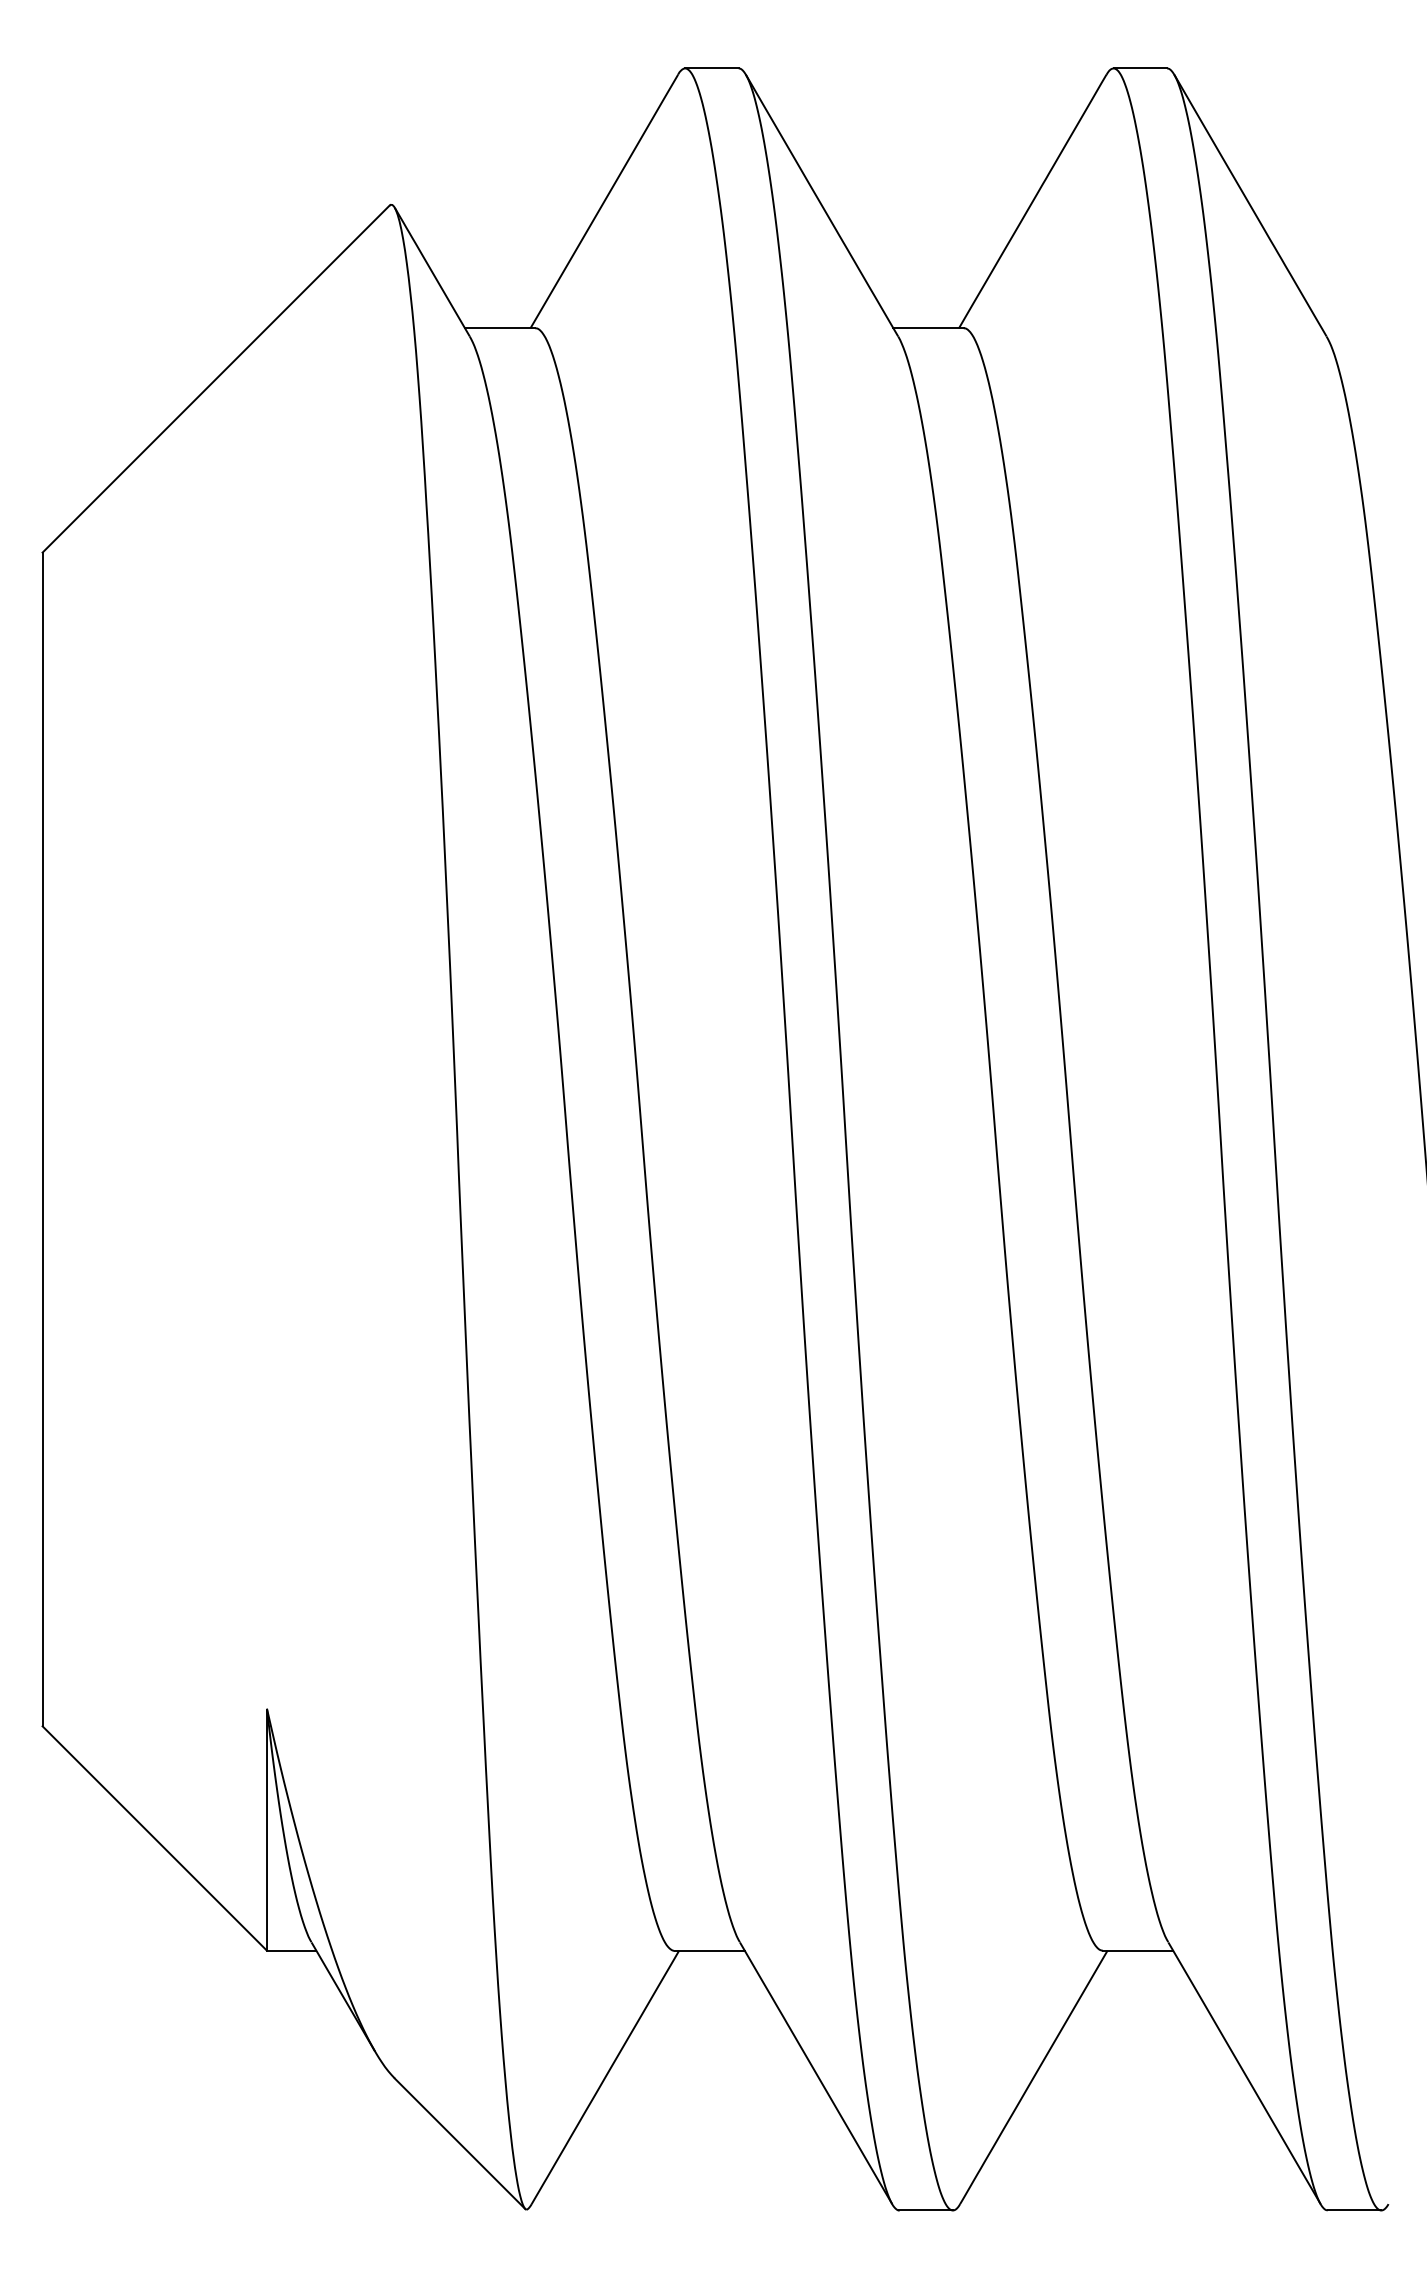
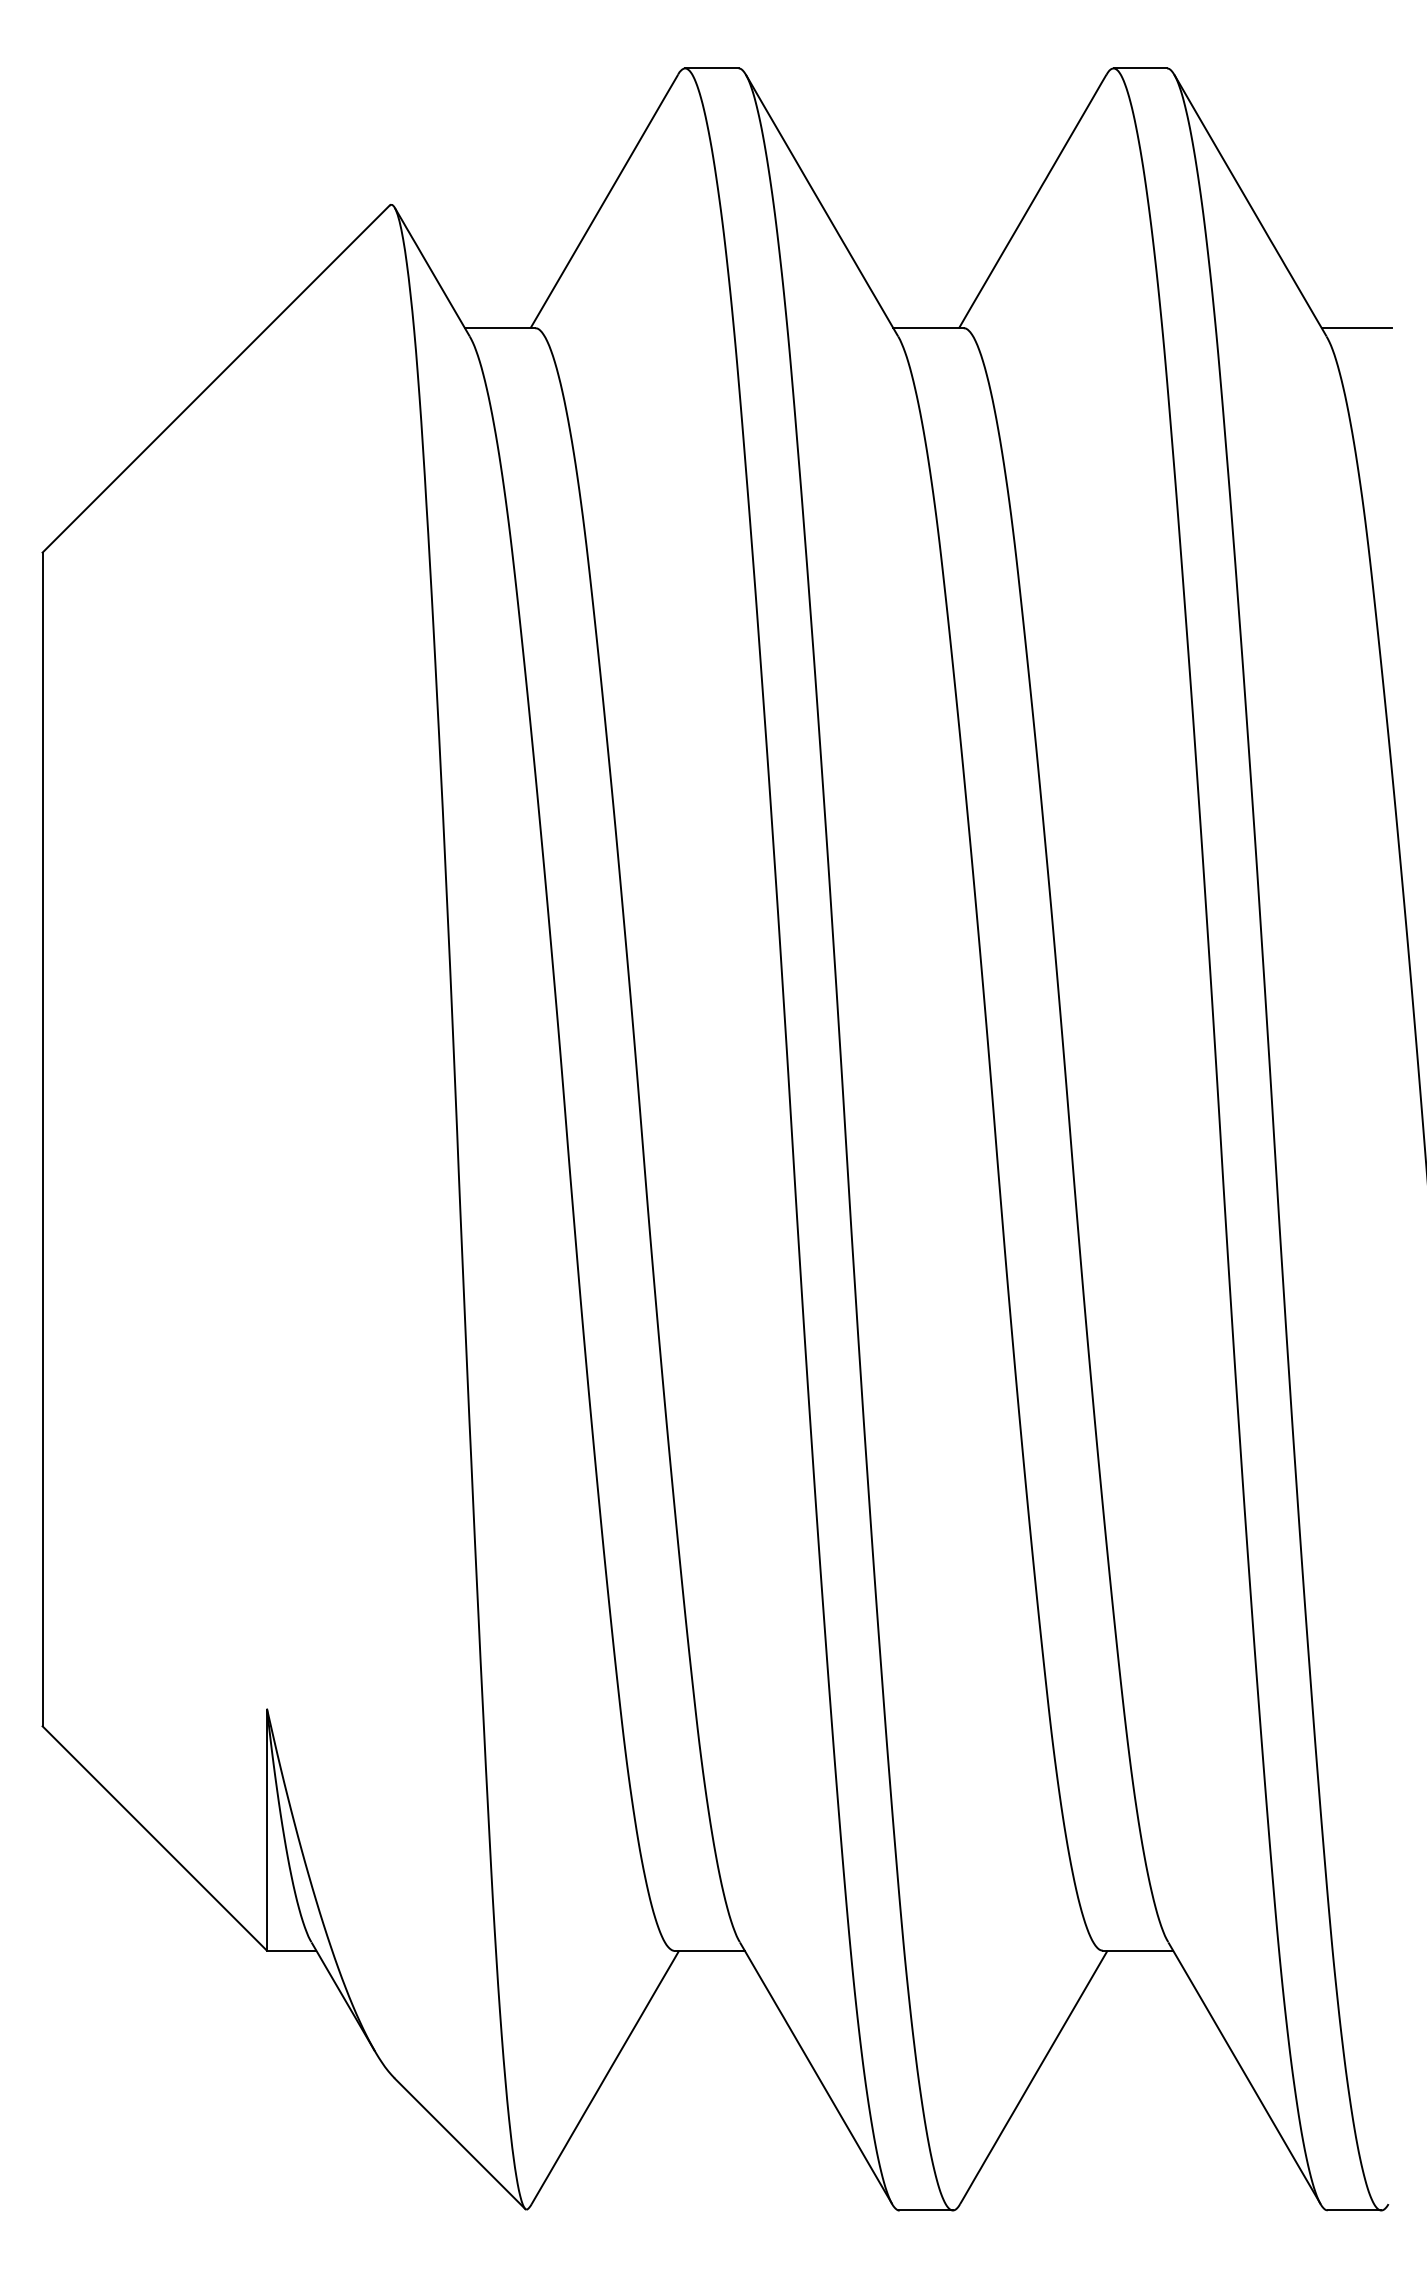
line: none -> present (1356, 328)
